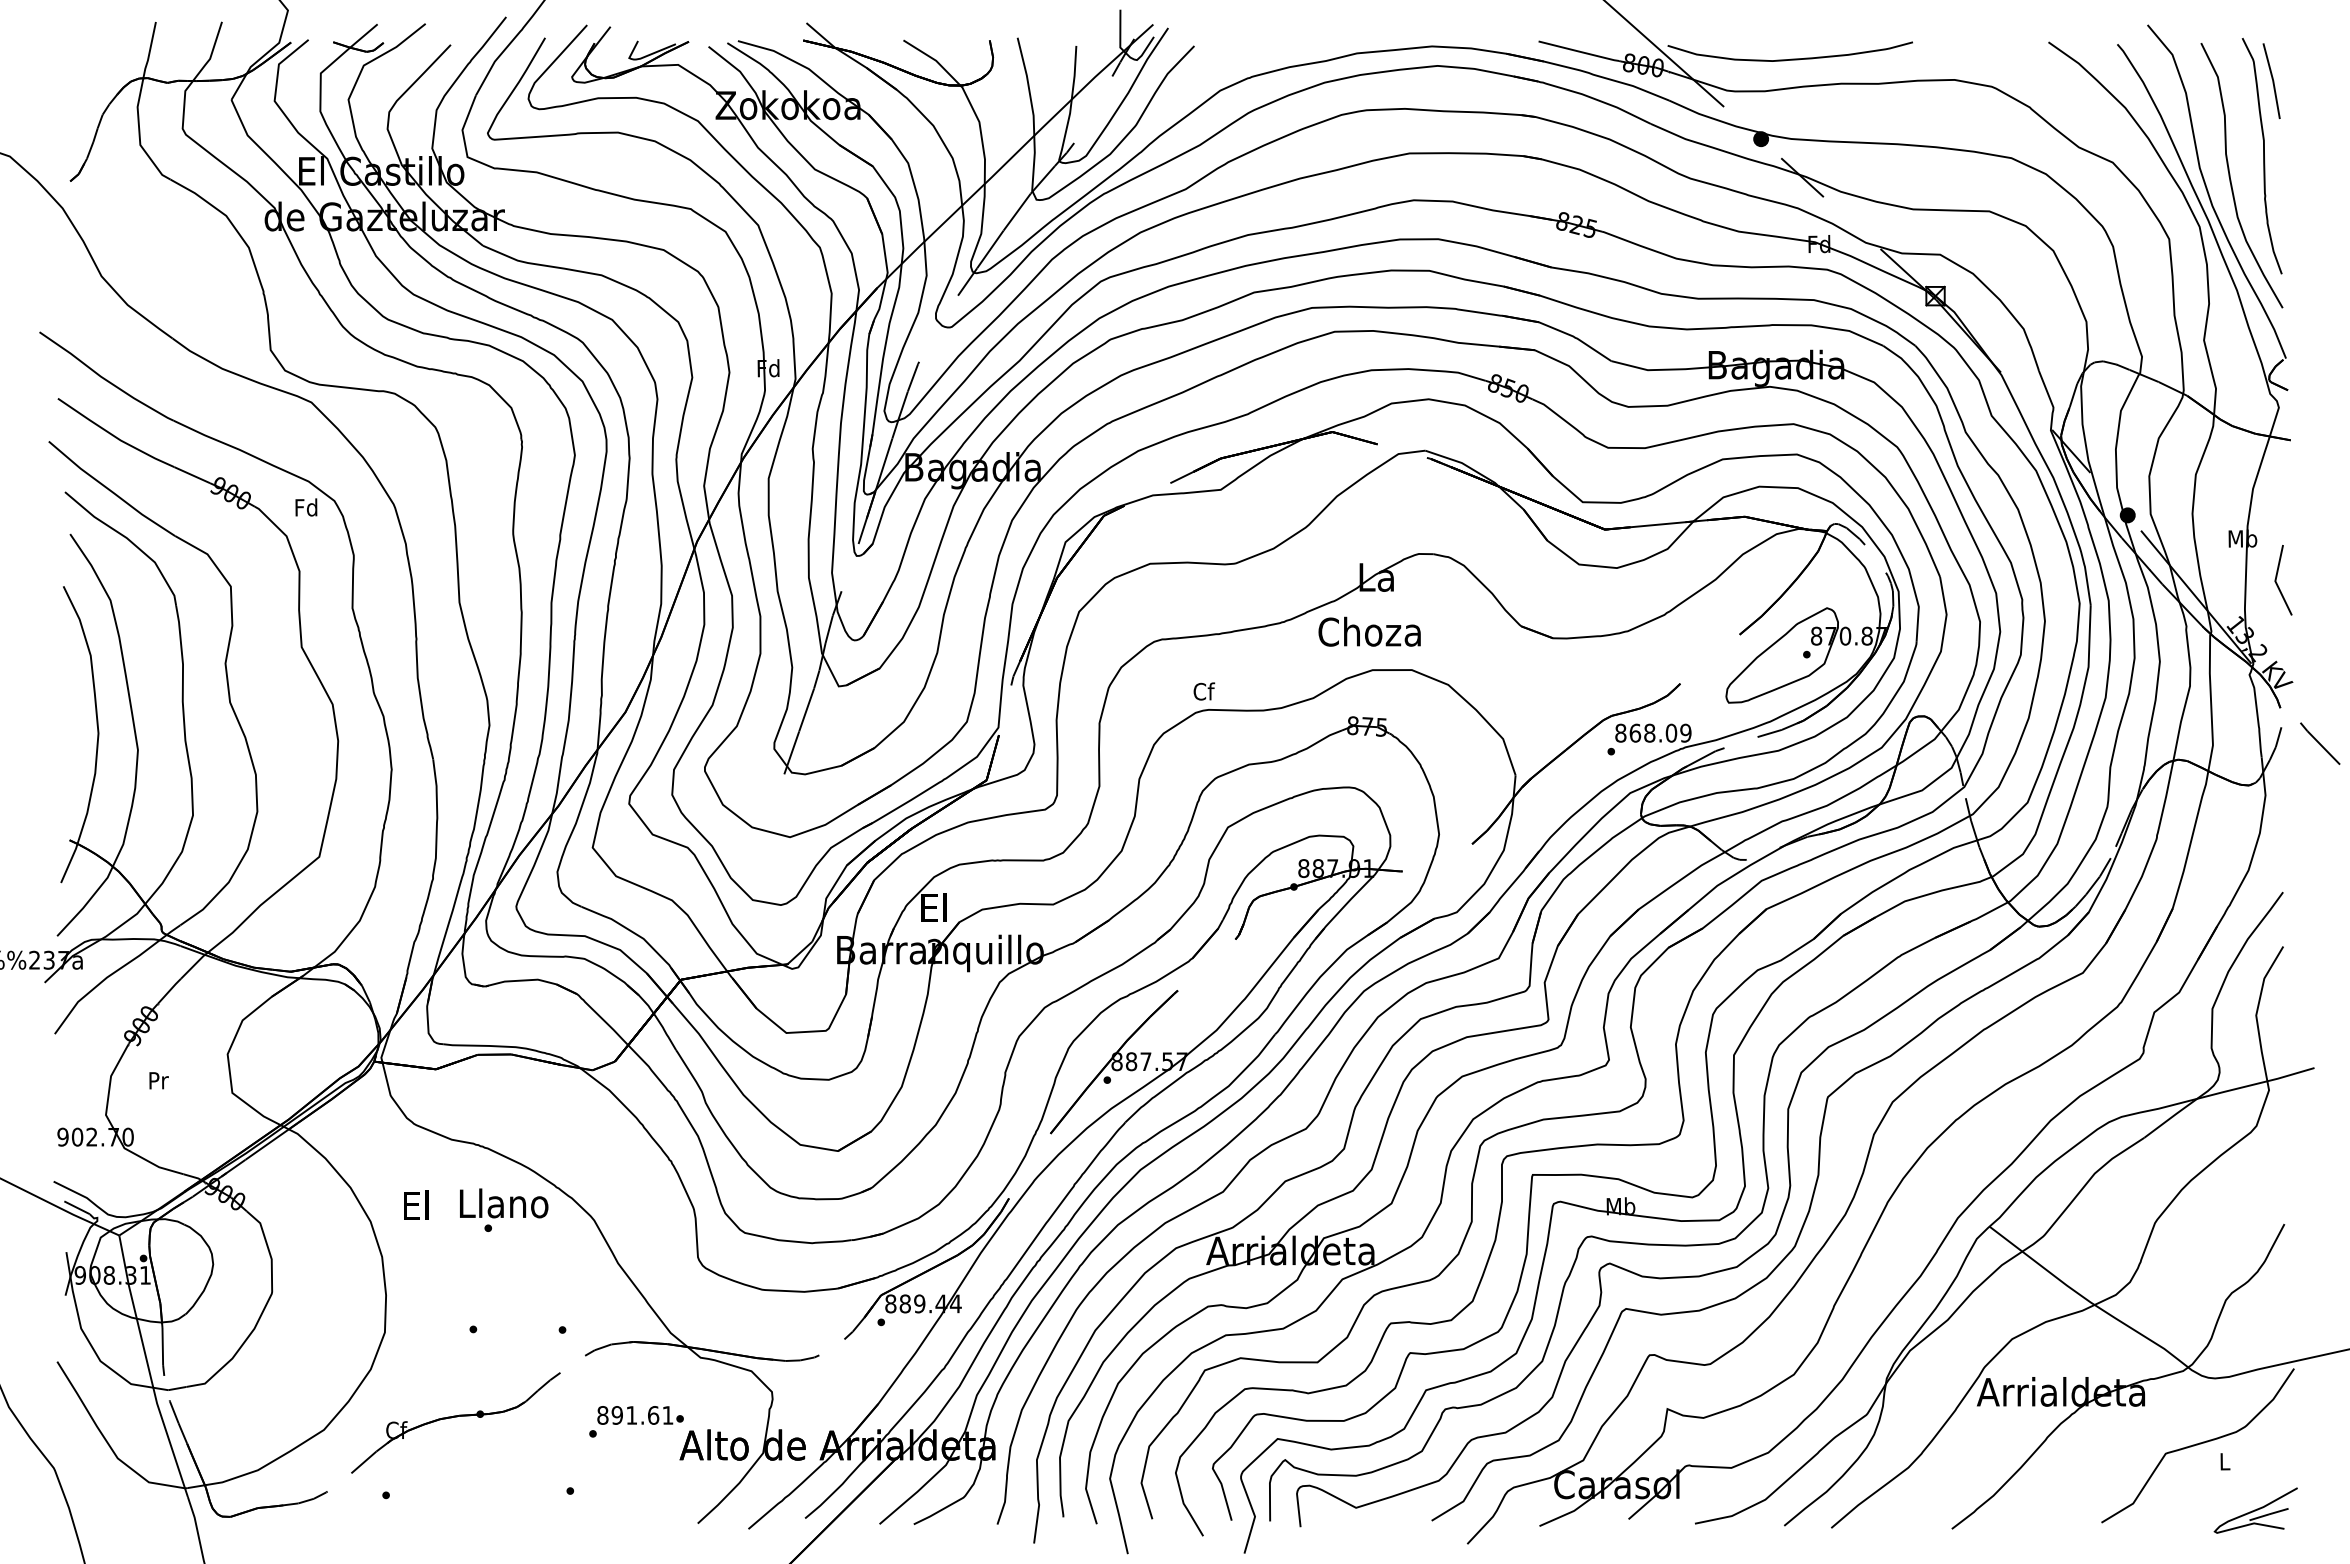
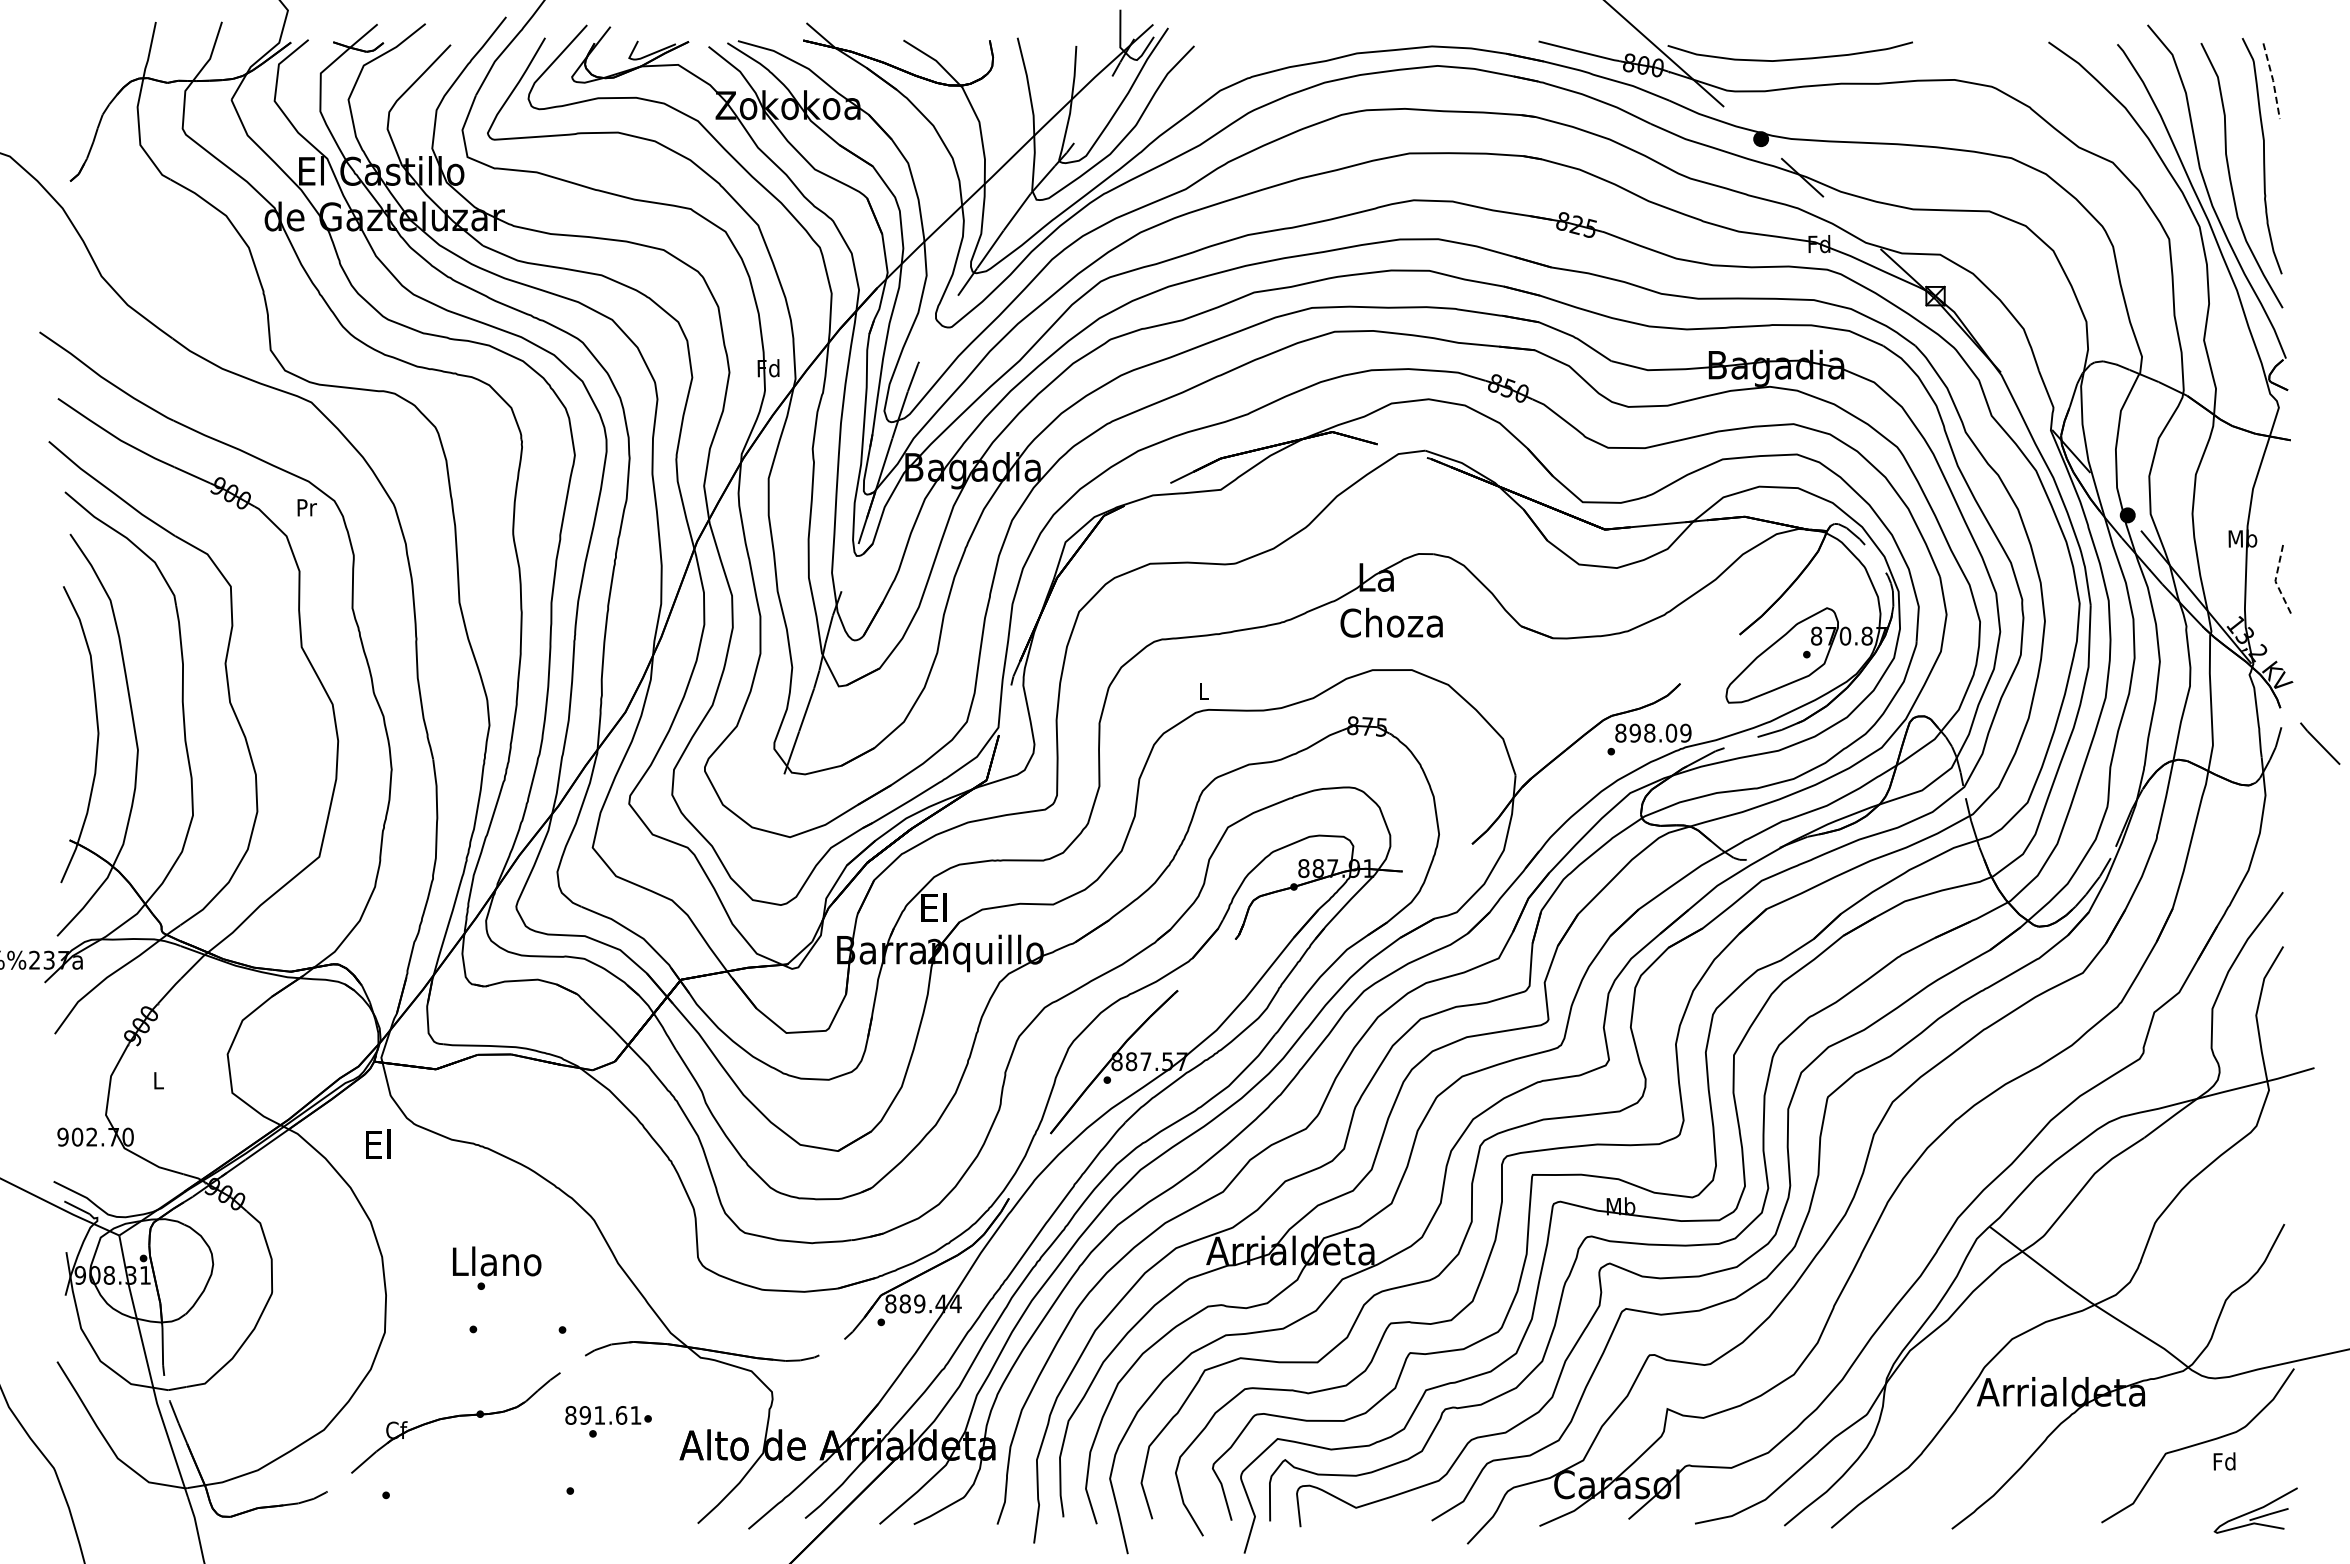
line: solid -> dashed (2273, 80)
text: Fd -> Pr (306, 507)
line: solid -> dashed (2275, 581)
text position: (1369, 631) -> (1391, 622) (1391, 622)
text: Cf -> L (1204, 691)
text: 868.09 -> 898.09 (1635, 732)
text: Pr -> L (158, 1080)
text position: (416, 1204) -> (378, 1143) (378, 1143)
text position: (504, 1209) -> (497, 1267) (497, 1267)
text position: (640, 1415) -> (608, 1415) (608, 1415)
text: L -> Fd (2224, 1461)
